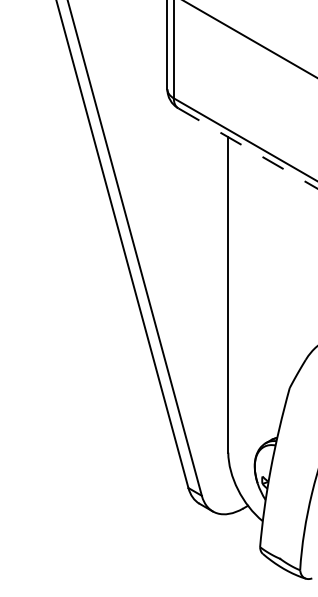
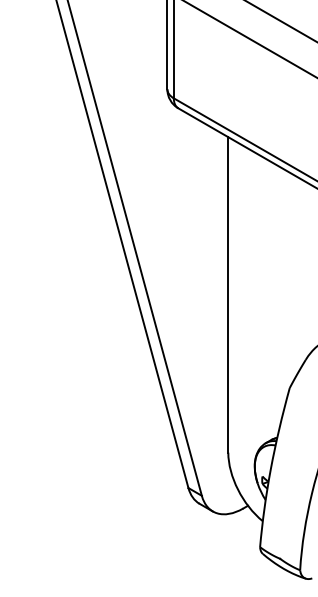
line: none -> present (281, 21)
line: dashed -> solid (248, 148)
